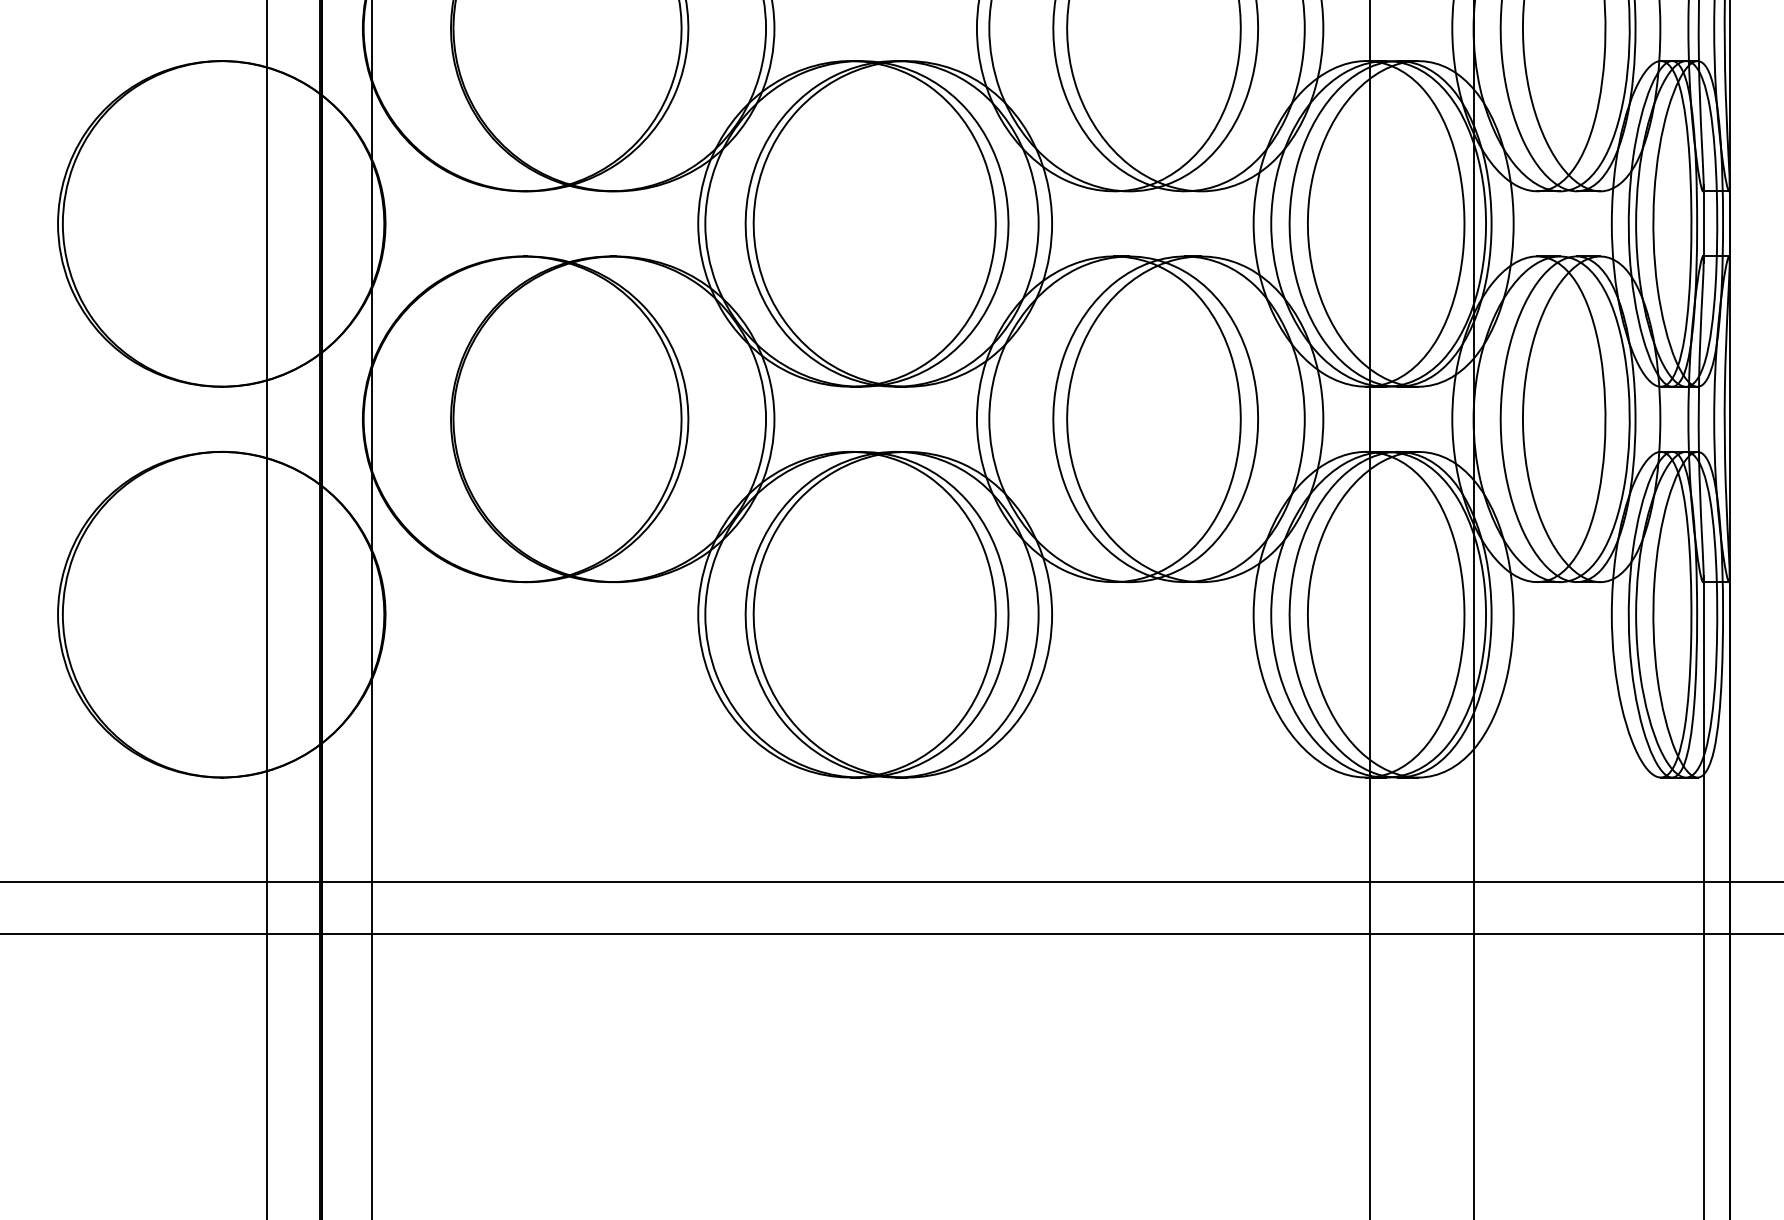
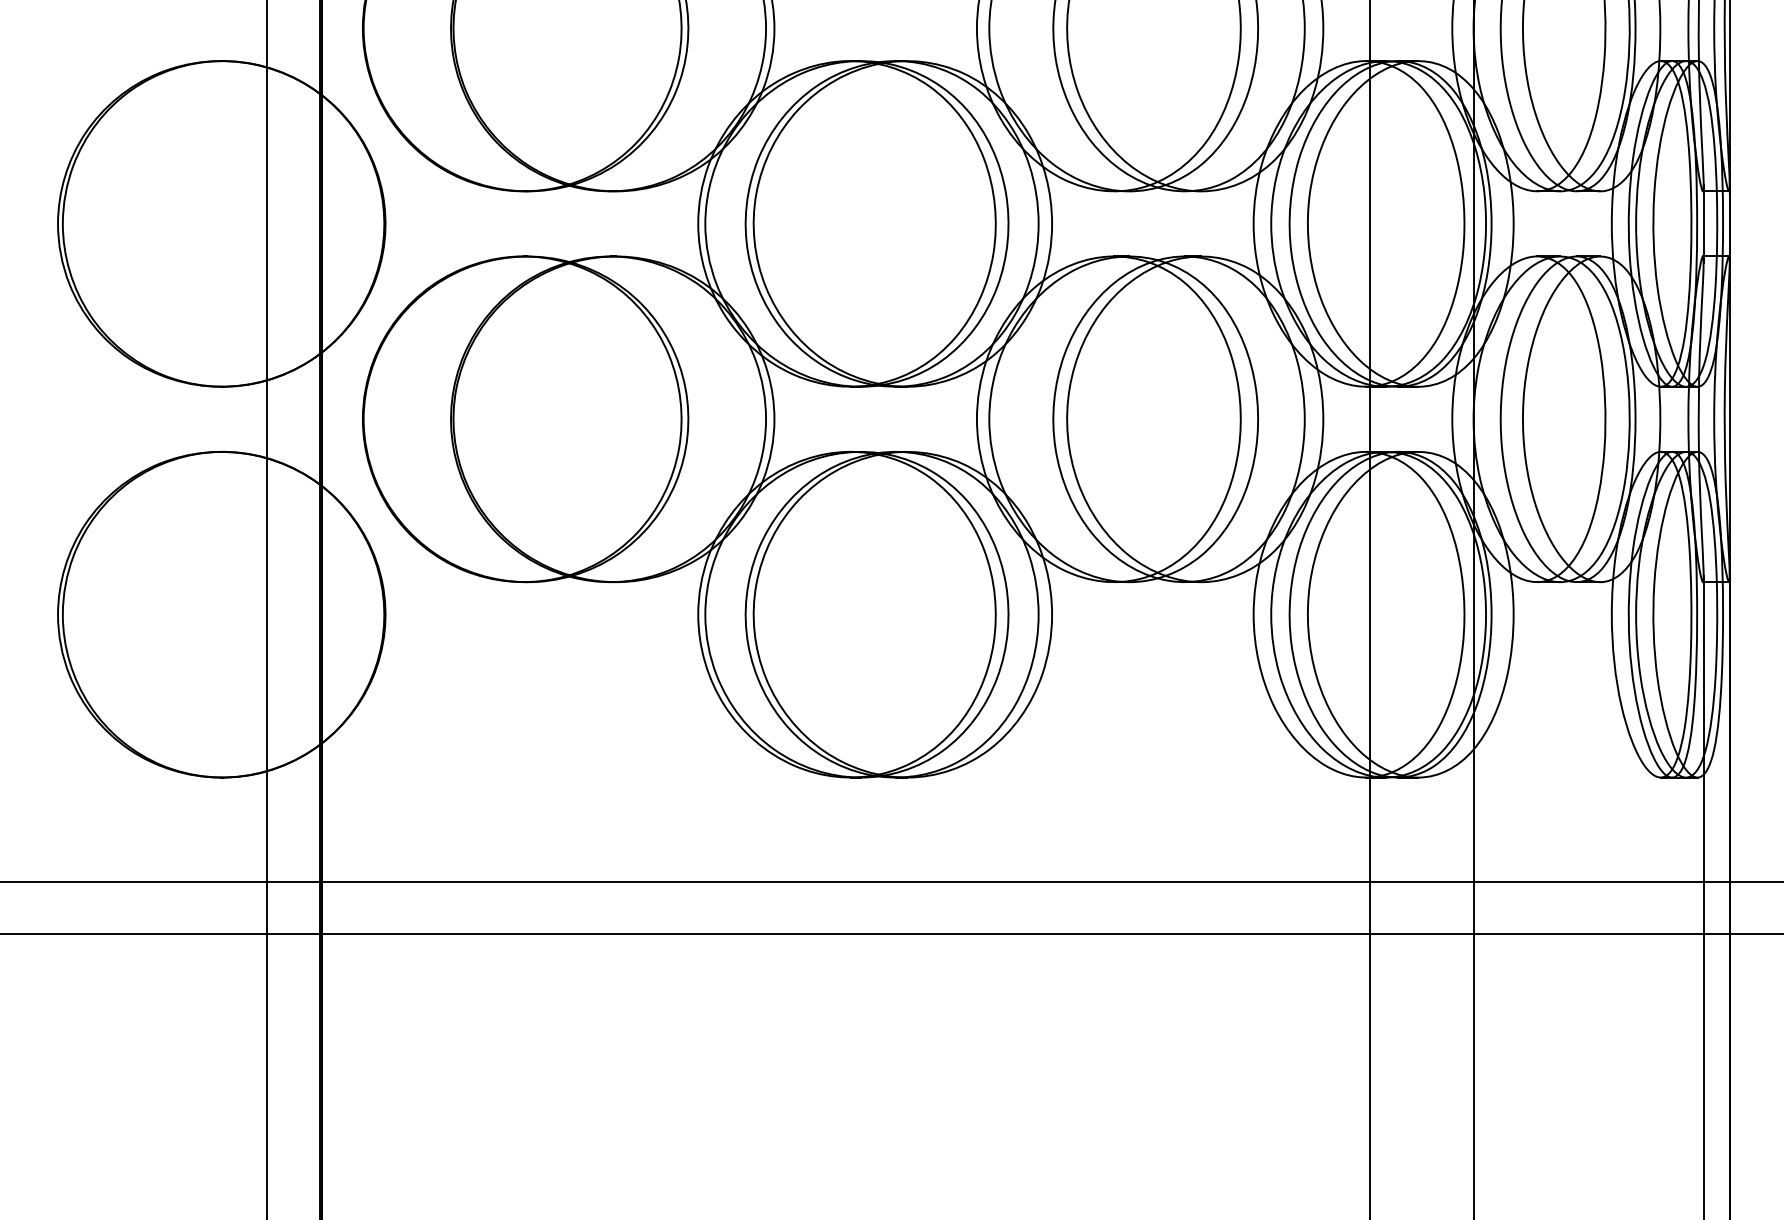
line: present -> none (371, 609)
